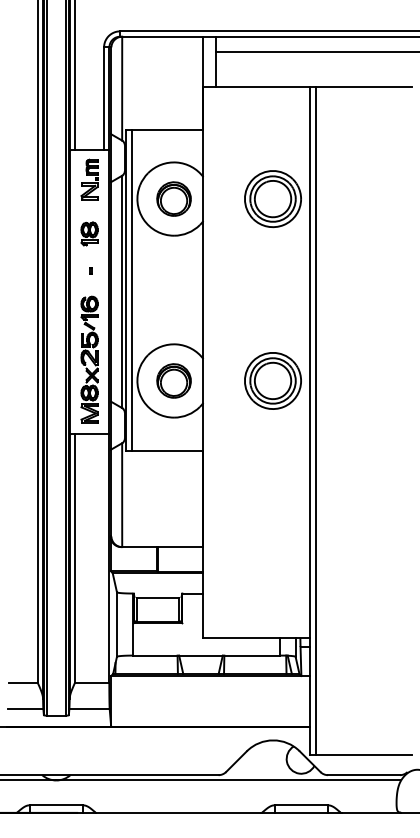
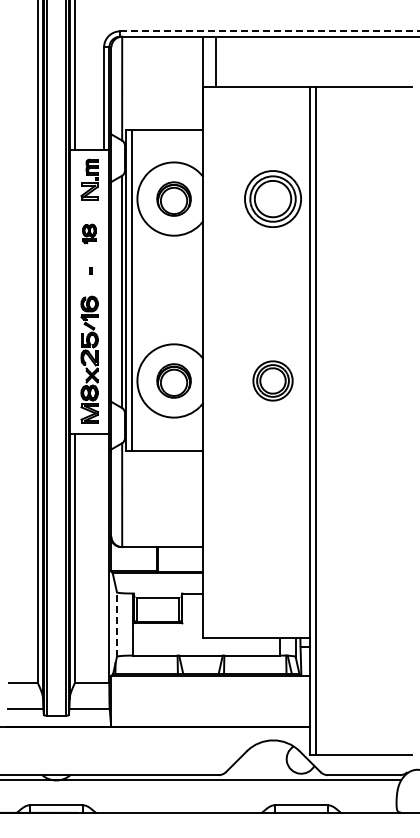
line: solid -> dashed (270, 31)
line: present -> none (316, 52)
part size: 19x26 px -> 15x22 px (89, 233)
part size: 58x58 px -> 42x42 px (272, 380)
line: solid -> dashed (116, 624)
